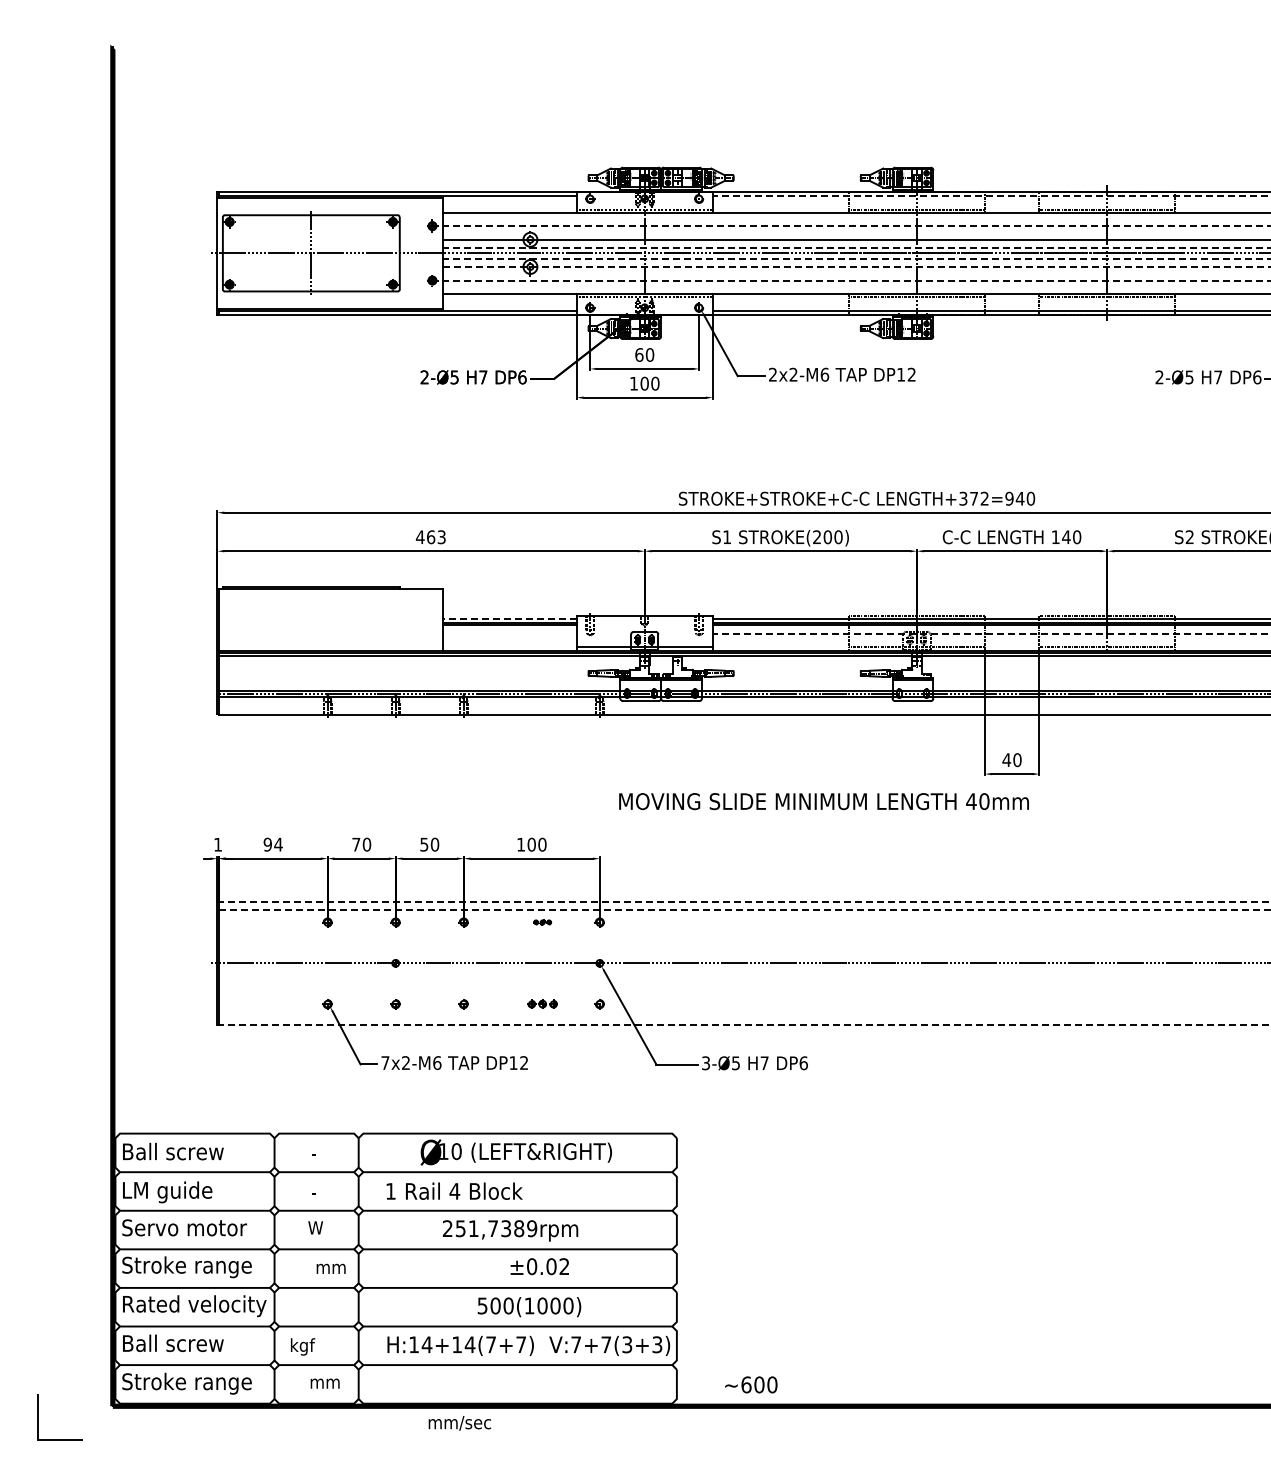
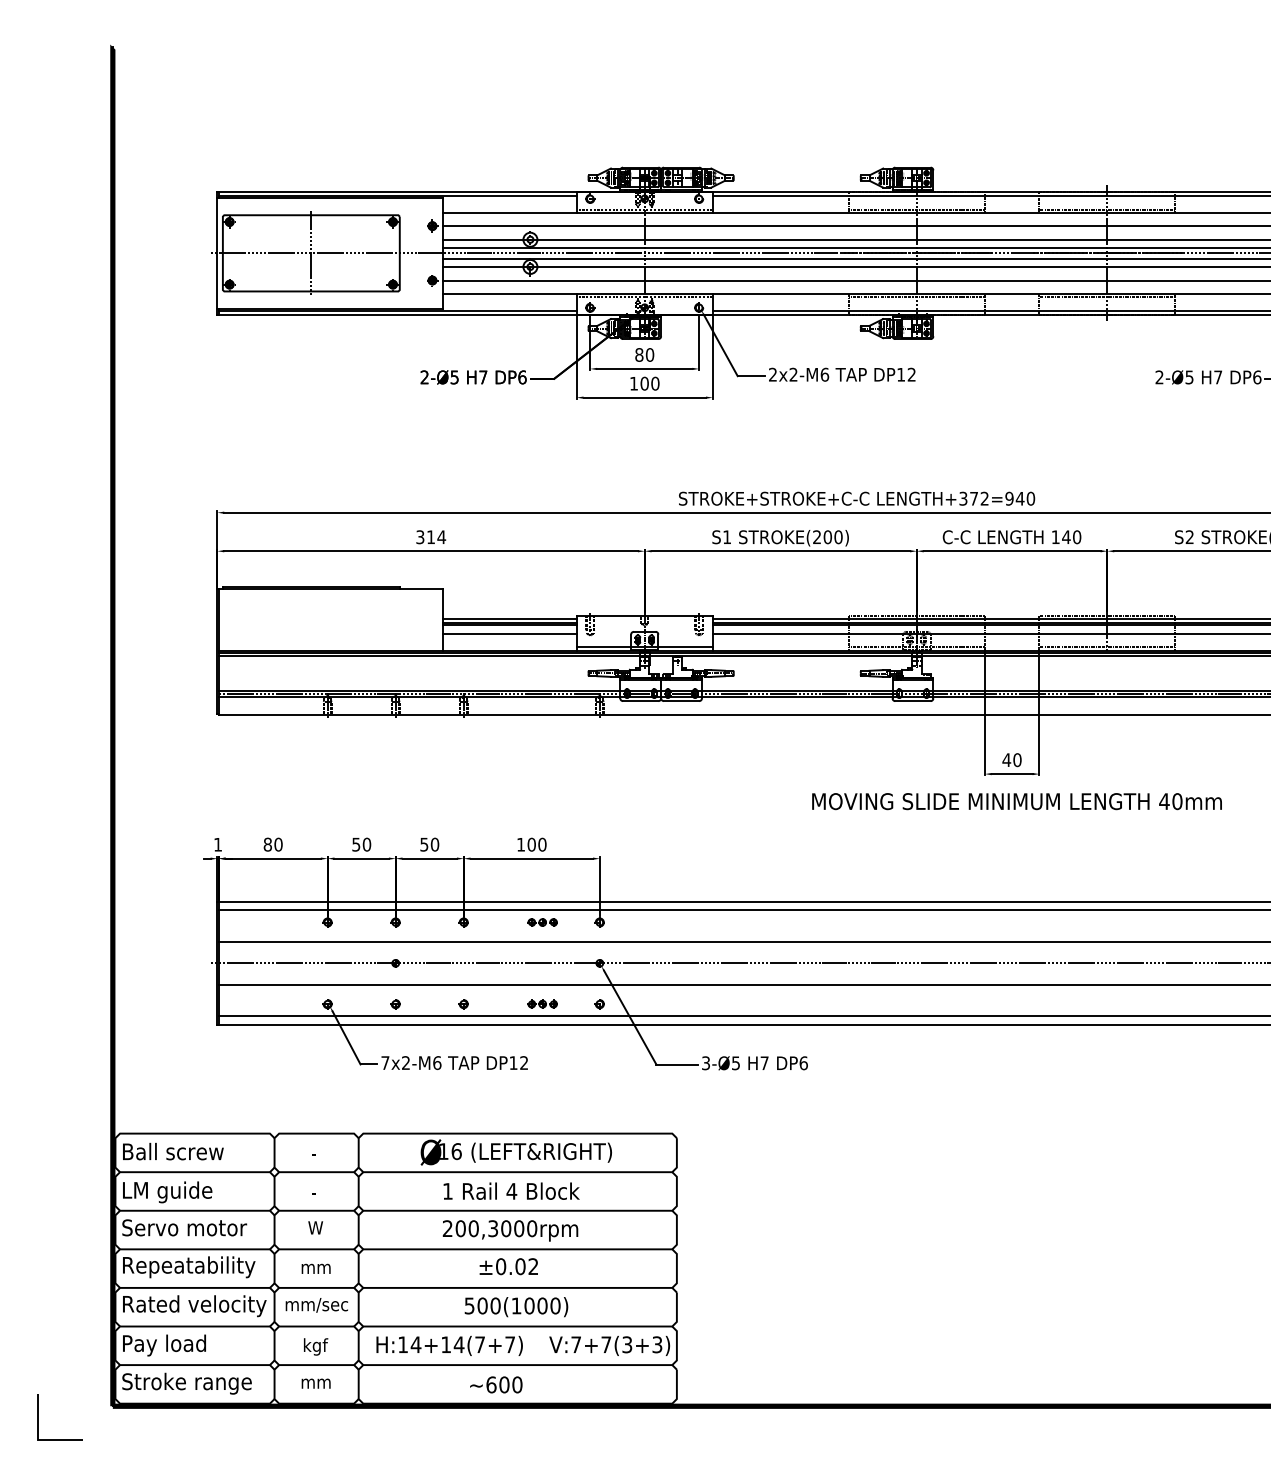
line: dashed -> solid (991, 196)
line: dashed -> solid (856, 226)
line: dashed -> solid (856, 247)
line: dashed -> solid (856, 258)
line: dashed -> solid (857, 266)
line: dashed -> solid (856, 280)
text: 60 -> 80 (639, 354)
text: 463 -> 314 (430, 537)
line: dashed -> solid (510, 618)
line: none -> present (509, 634)
line: dashed -> solid (991, 634)
text position: (823, 801) -> (1016, 801) (1016, 801)
text: 94 -> 80 (272, 844)
text: 70 -> 50 (356, 844)
line: dashed -> solid (744, 902)
line: dashed -> solid (744, 910)
part size: 20x7 px -> 31x9 px (542, 922)
line: none -> present (742, 941)
line: none -> present (742, 985)
line: none -> present (742, 1016)
line: dashed -> solid (744, 1024)
text: 10 -> 16 (456, 1151)
text position: (454, 1190) -> (511, 1190) (511, 1190)
text: 251,7389rpm -> 200,3000rpm (496, 1228)
text position: (539, 1266) -> (508, 1266) (508, 1266)
text: Stroke range -> Repeatability (188, 1267)
text position: (330, 1268) -> (315, 1268) (315, 1268)
text position: (529, 1307) -> (516, 1307) (516, 1307)
text: Ball screw -> Pay load (174, 1345)
text position: (460, 1345) -> (449, 1345) (449, 1345)
text position: (303, 1346) -> (316, 1346) (316, 1346)
text position: (324, 1383) -> (315, 1383) (315, 1383)
text position: (751, 1384) -> (496, 1384) (496, 1384)
text position: (459, 1423) -> (316, 1305) (316, 1305)
